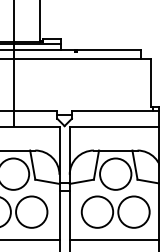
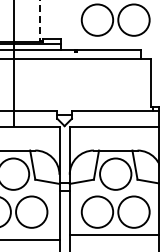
part: none -> present (115, 19)
line: solid -> dashed (40, 21)
line position: (112, 239) -> (112, 234) (112, 234)
